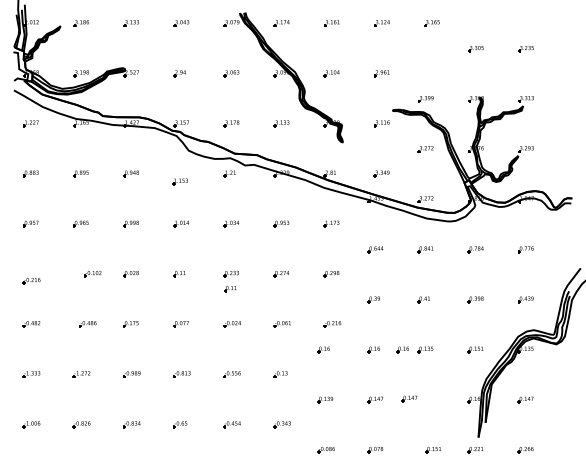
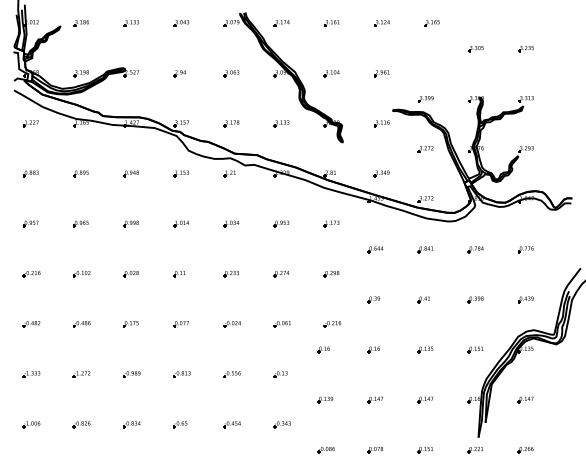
part position: (179, 181) -> (180, 173) (180, 173)
part position: (92, 274) -> (81, 274) (81, 274)
part position: (31, 281) -> (31, 274) (31, 274)
part: present -> none (230, 289)
part position: (87, 324) -> (81, 324) (81, 324)
part: present -> none (402, 349)
part position: (409, 398) -> (425, 399) (425, 399)
part position: (432, 450) -> (424, 450) (424, 450)
